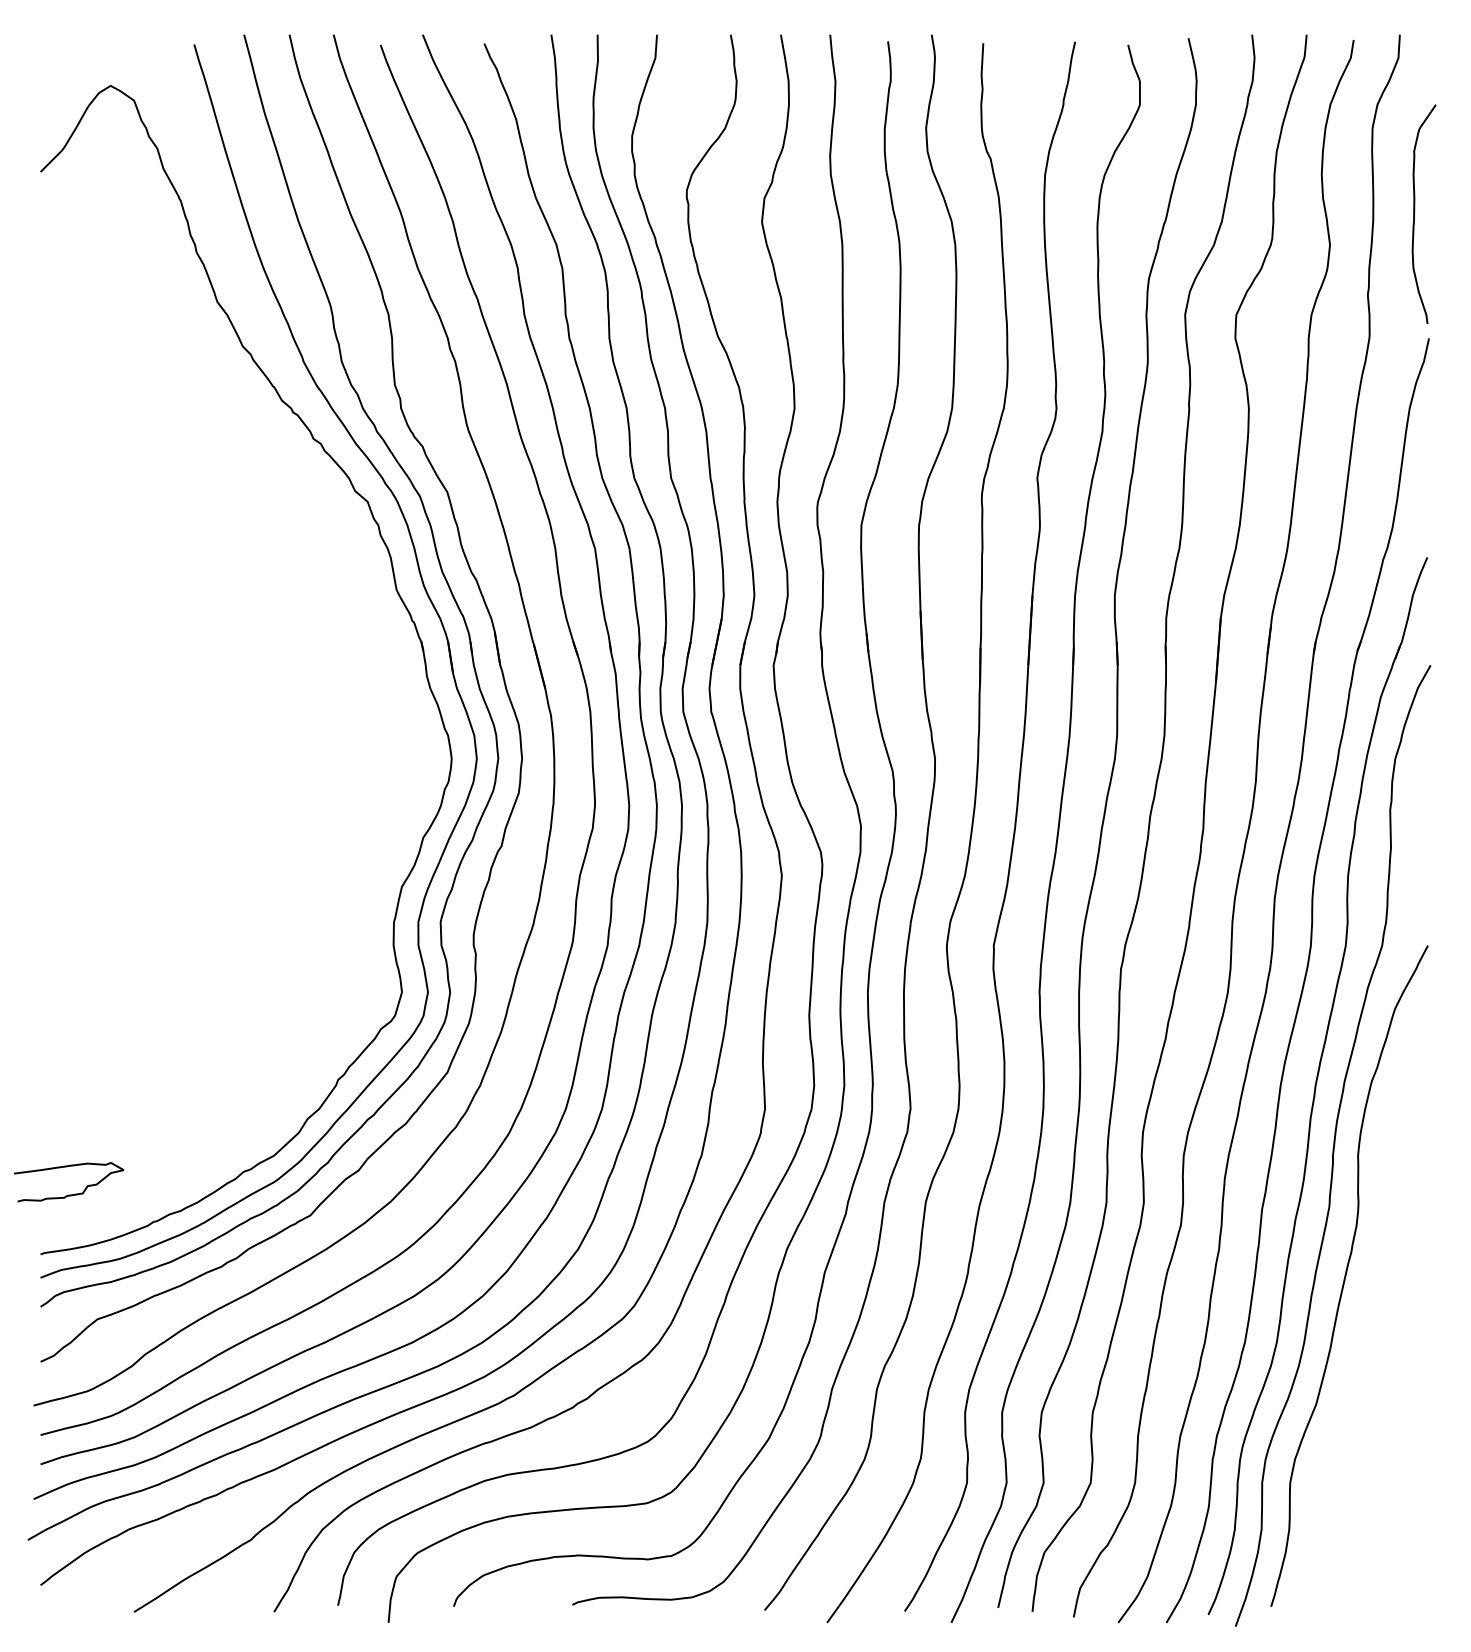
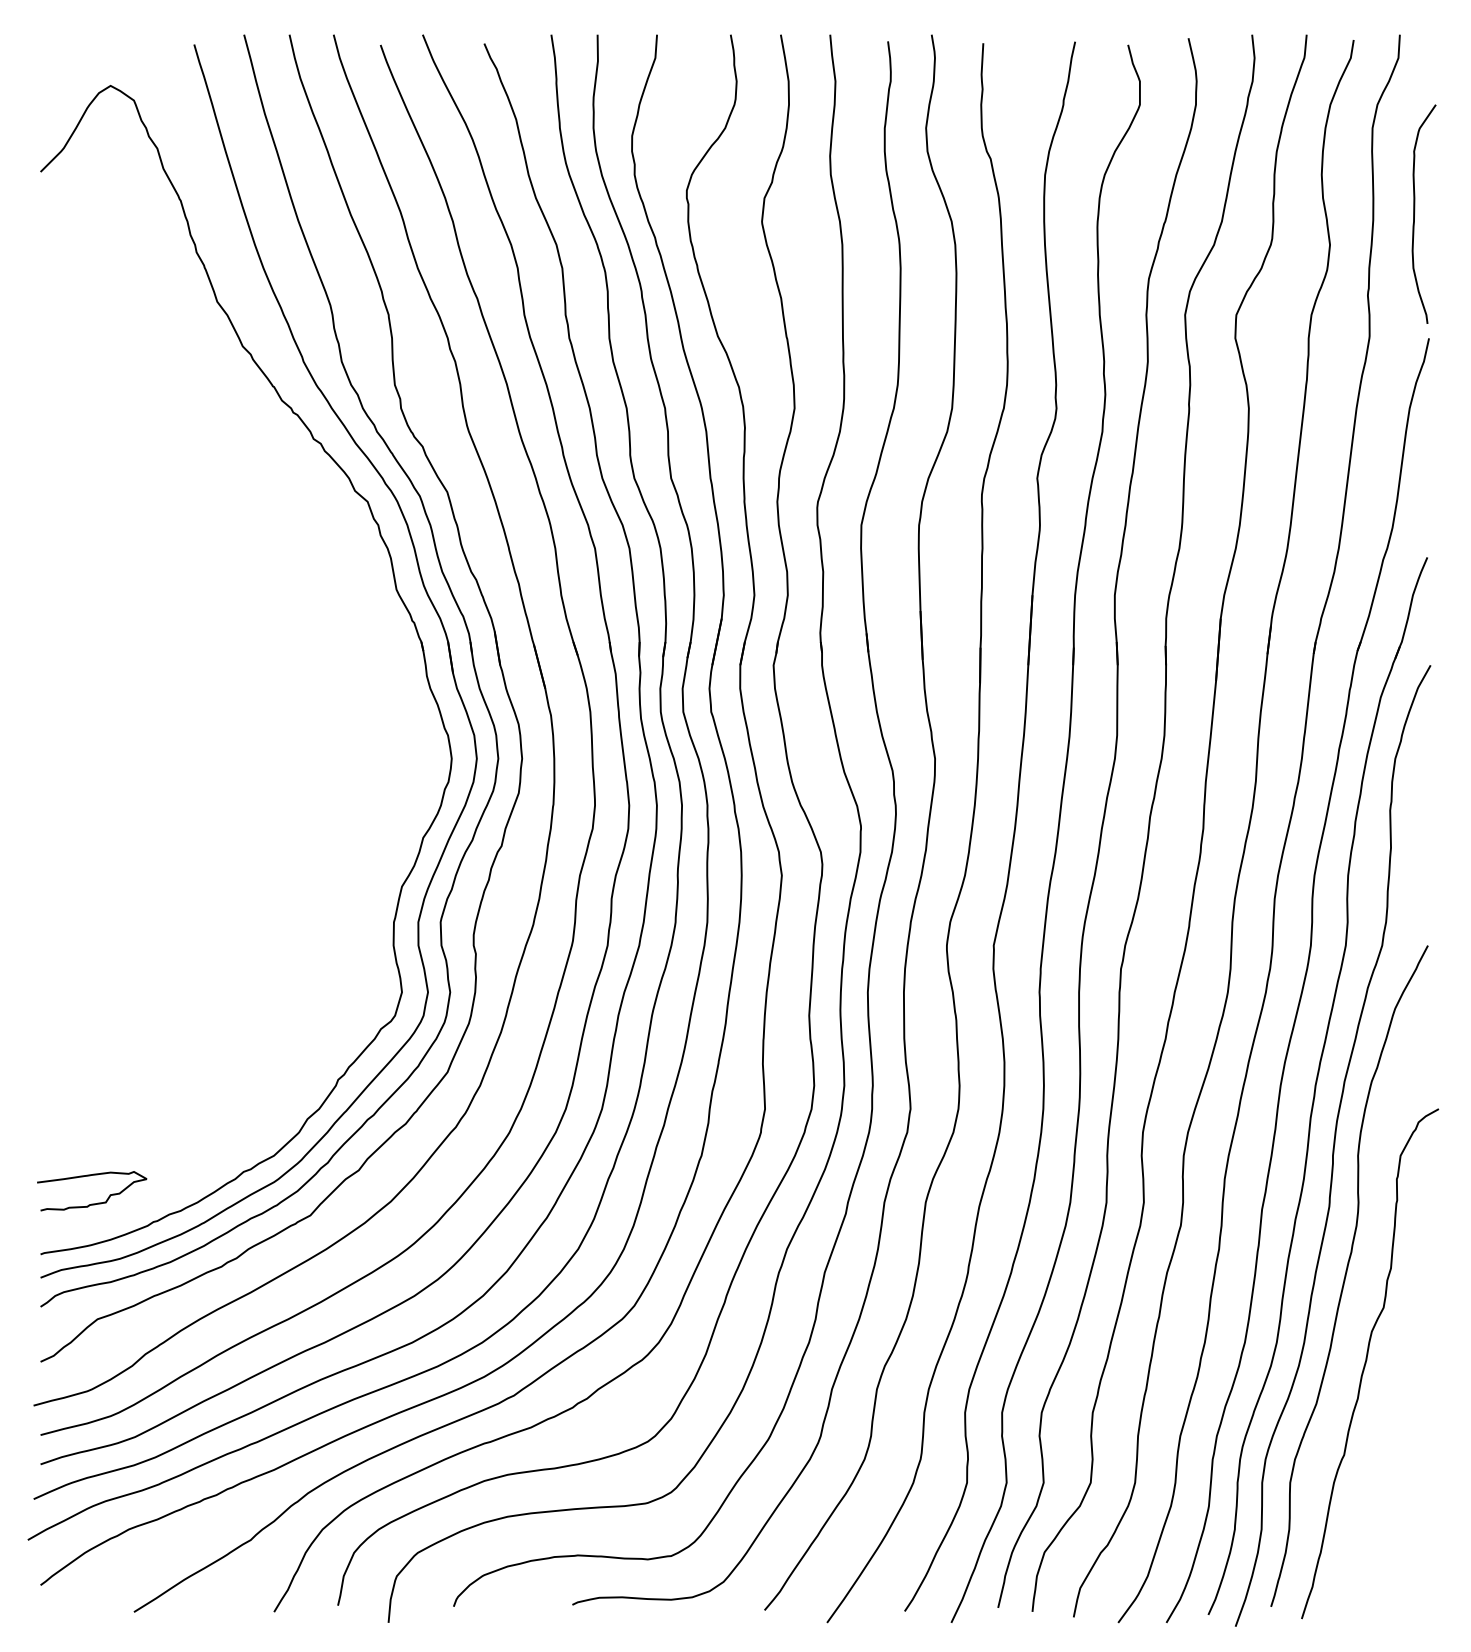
curve position: (69, 1194) -> (92, 1203) (92, 1203)
curve: none -> present (1366, 1363)
